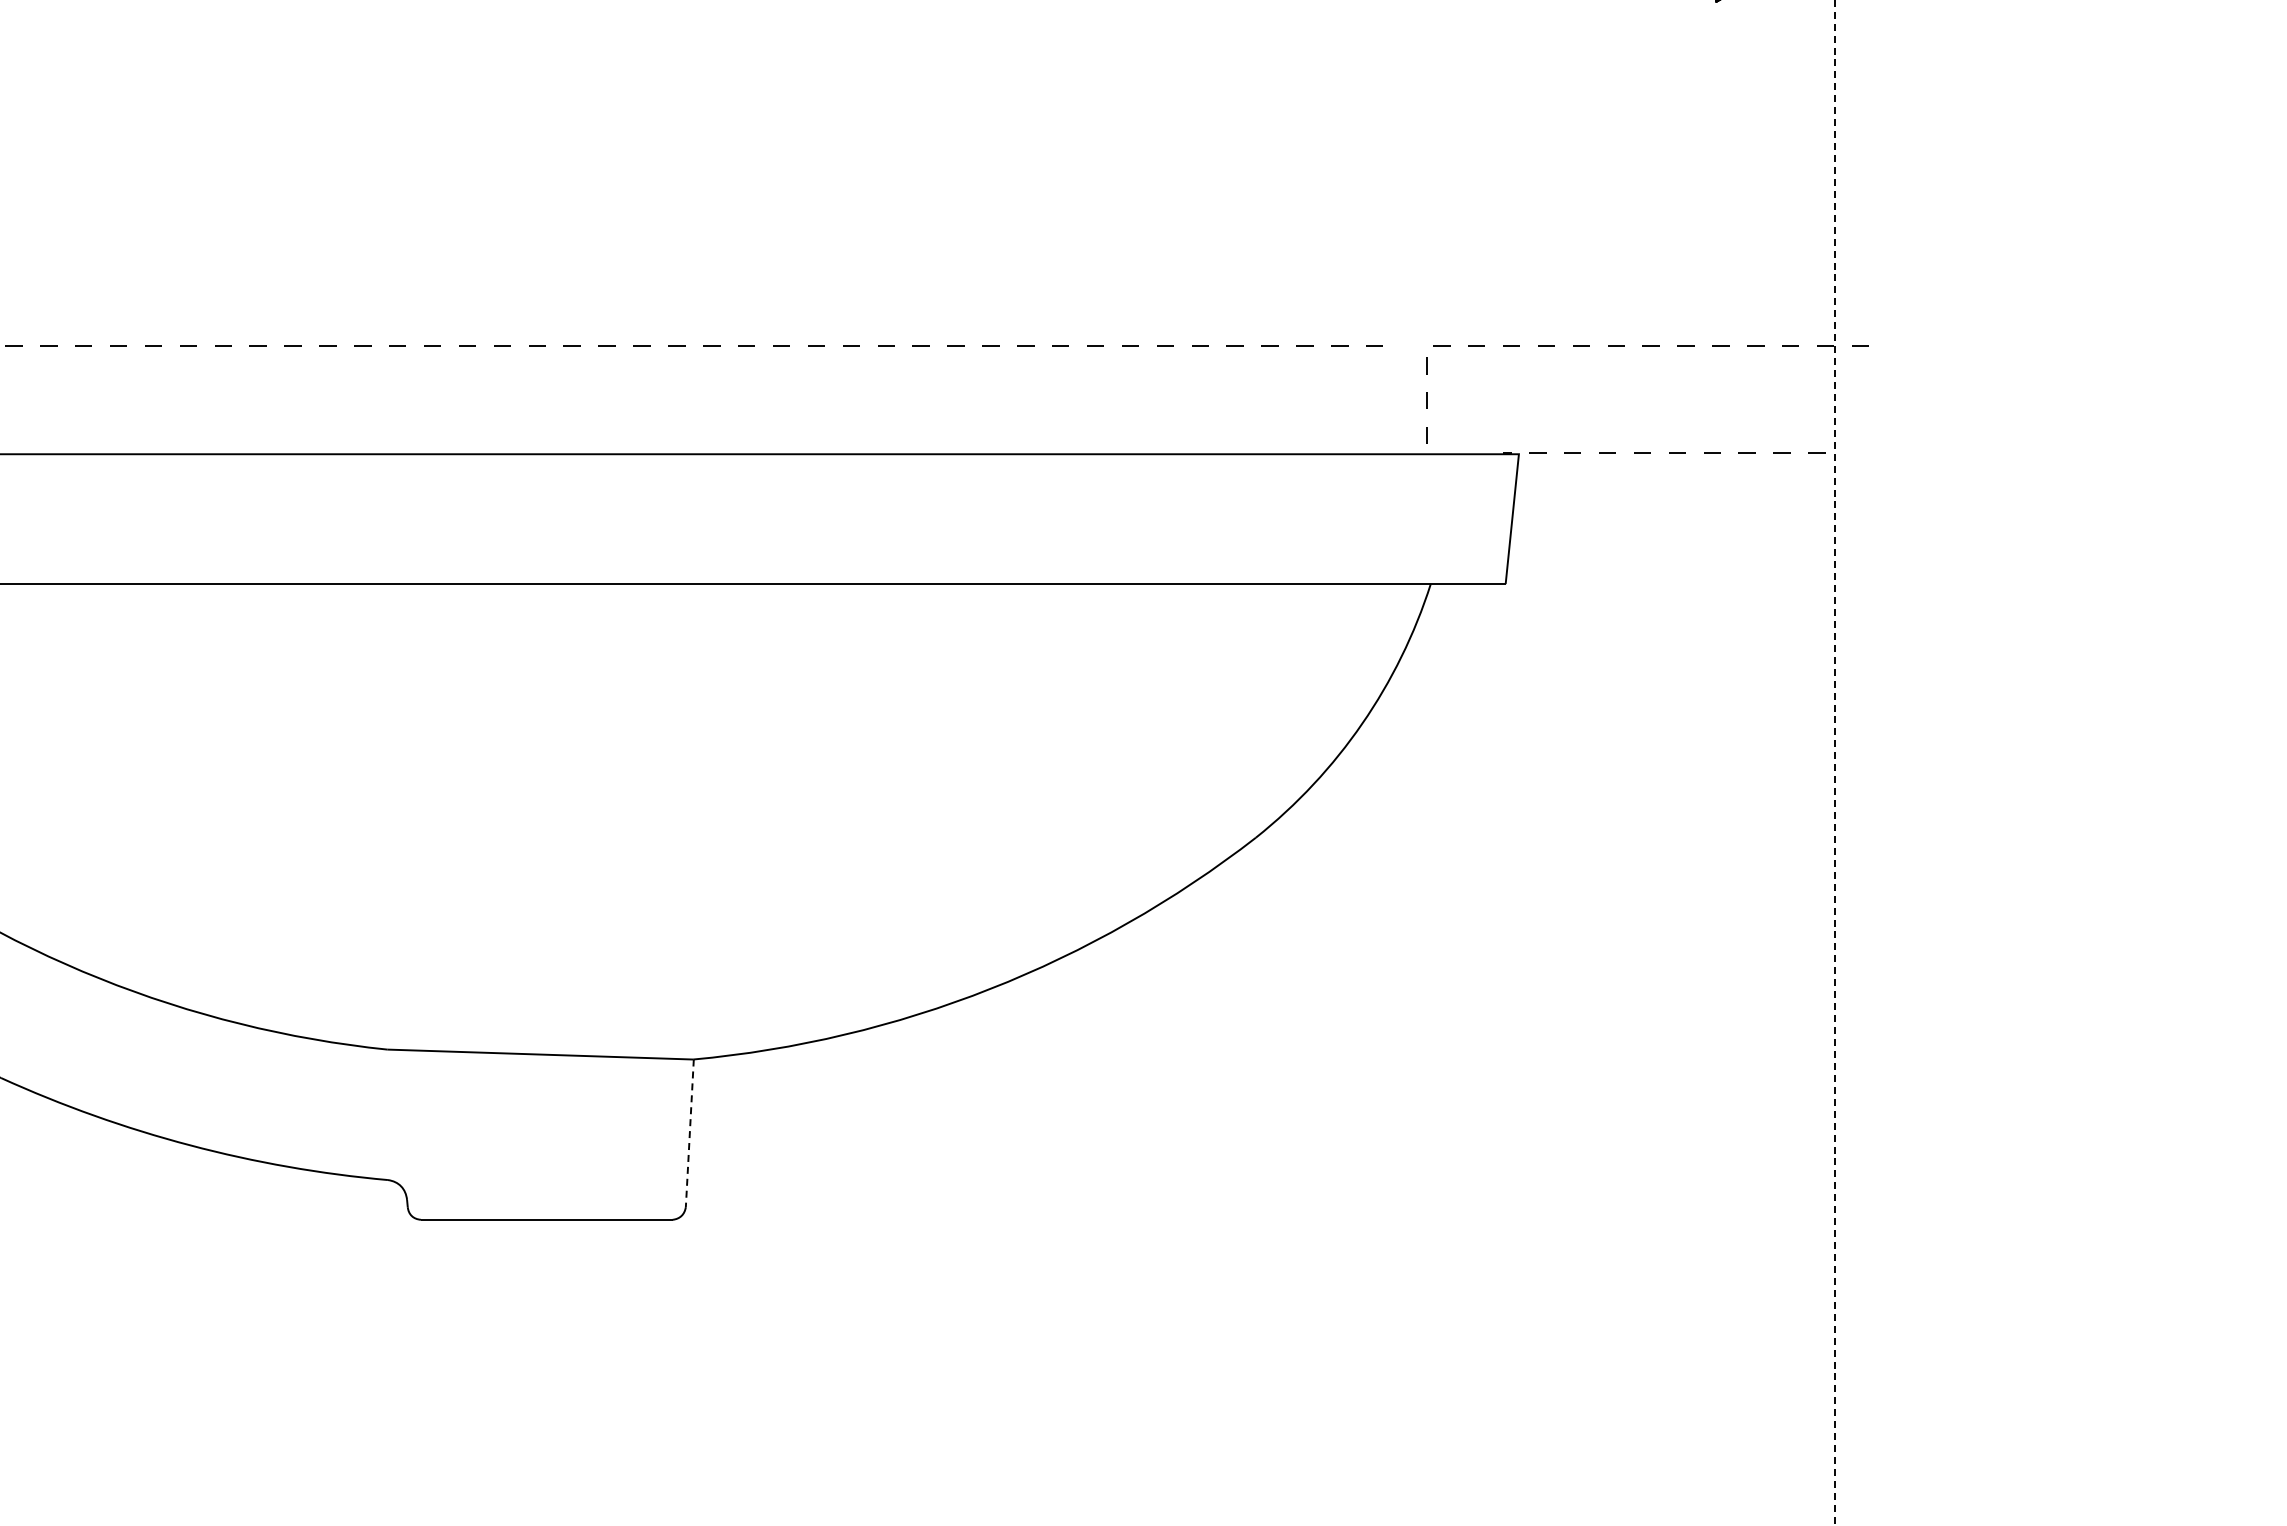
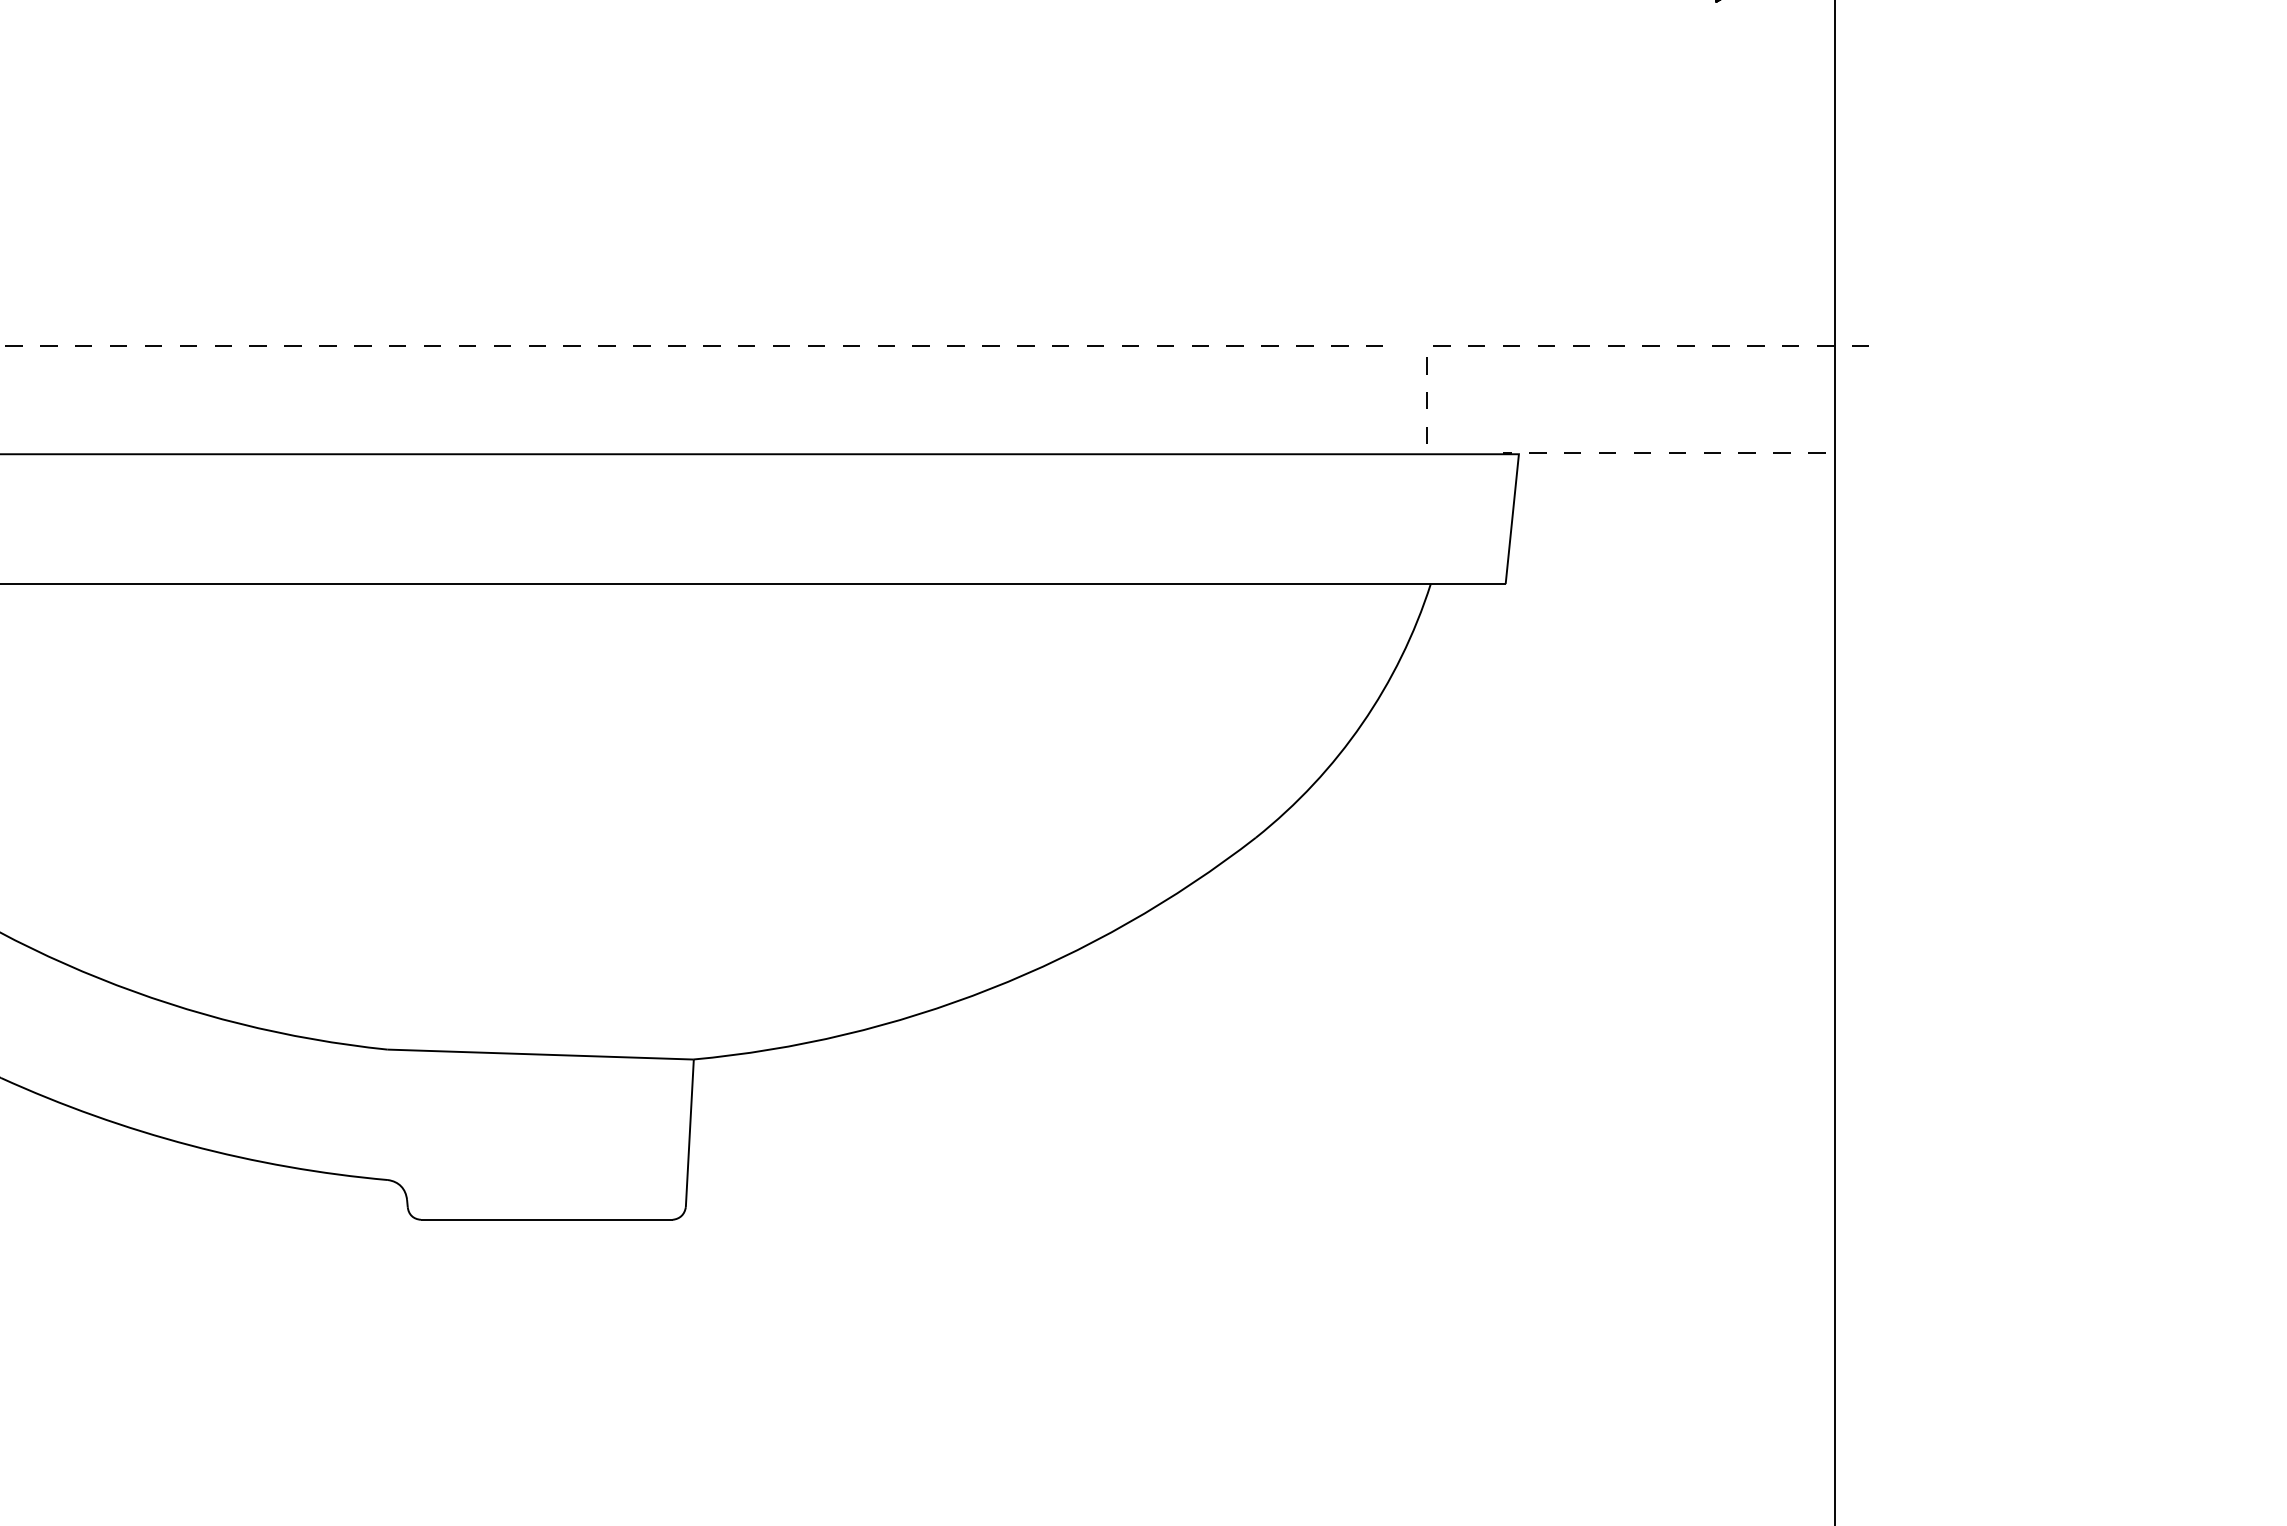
line: dashed -> solid (1835, 763)
line: dashed -> solid (689, 1133)
